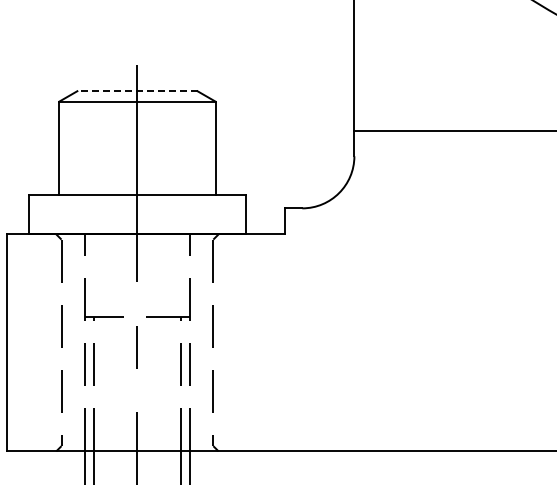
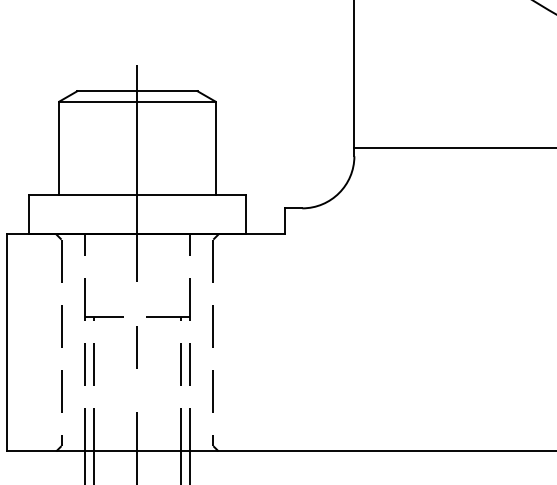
line: dashed -> solid (136, 91)
line position: (453, 130) -> (453, 147) (453, 147)
